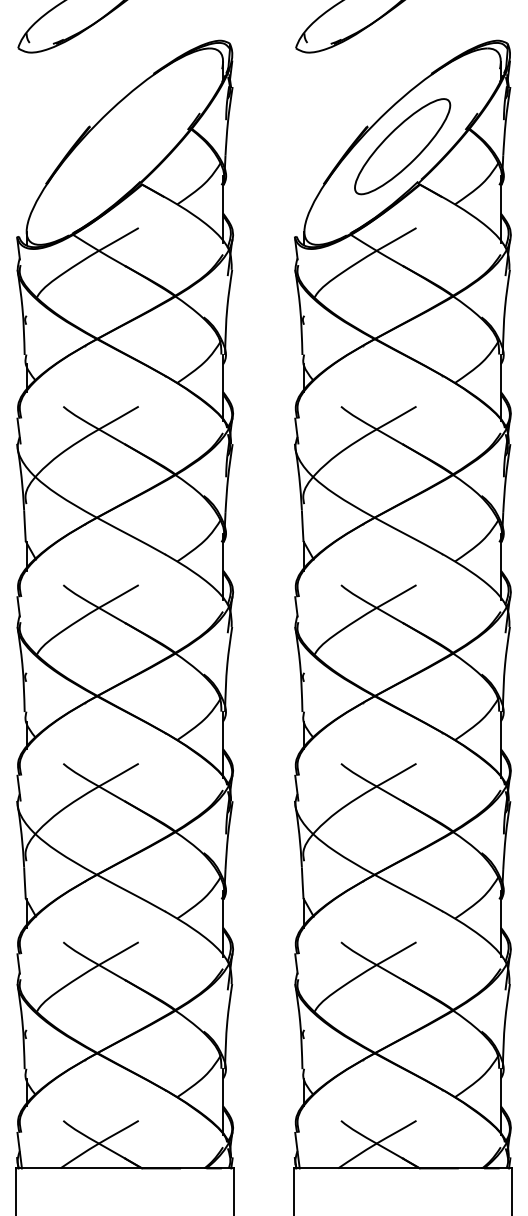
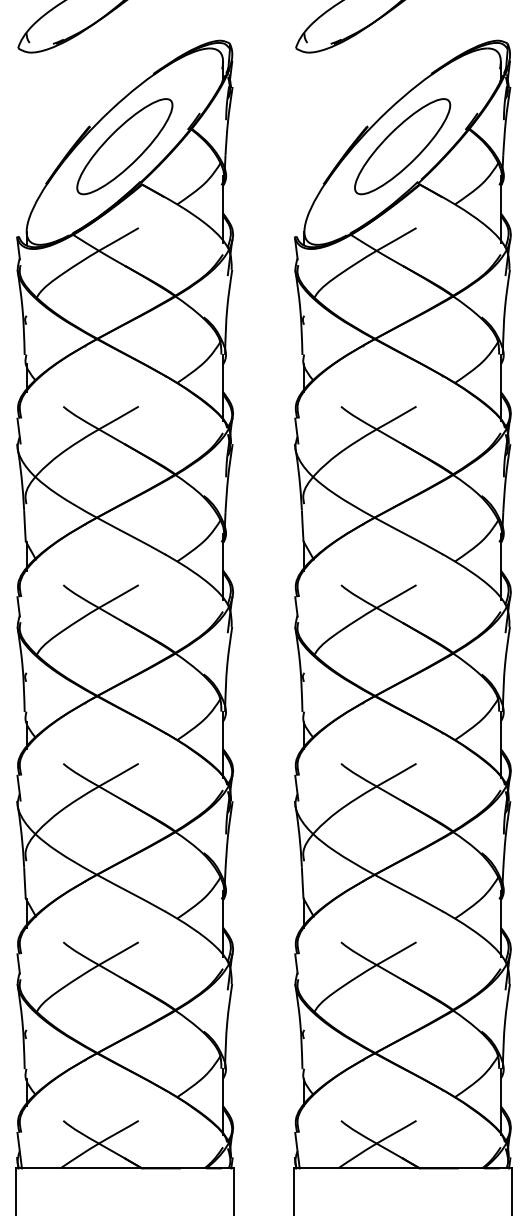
part: none -> present (124, 146)
